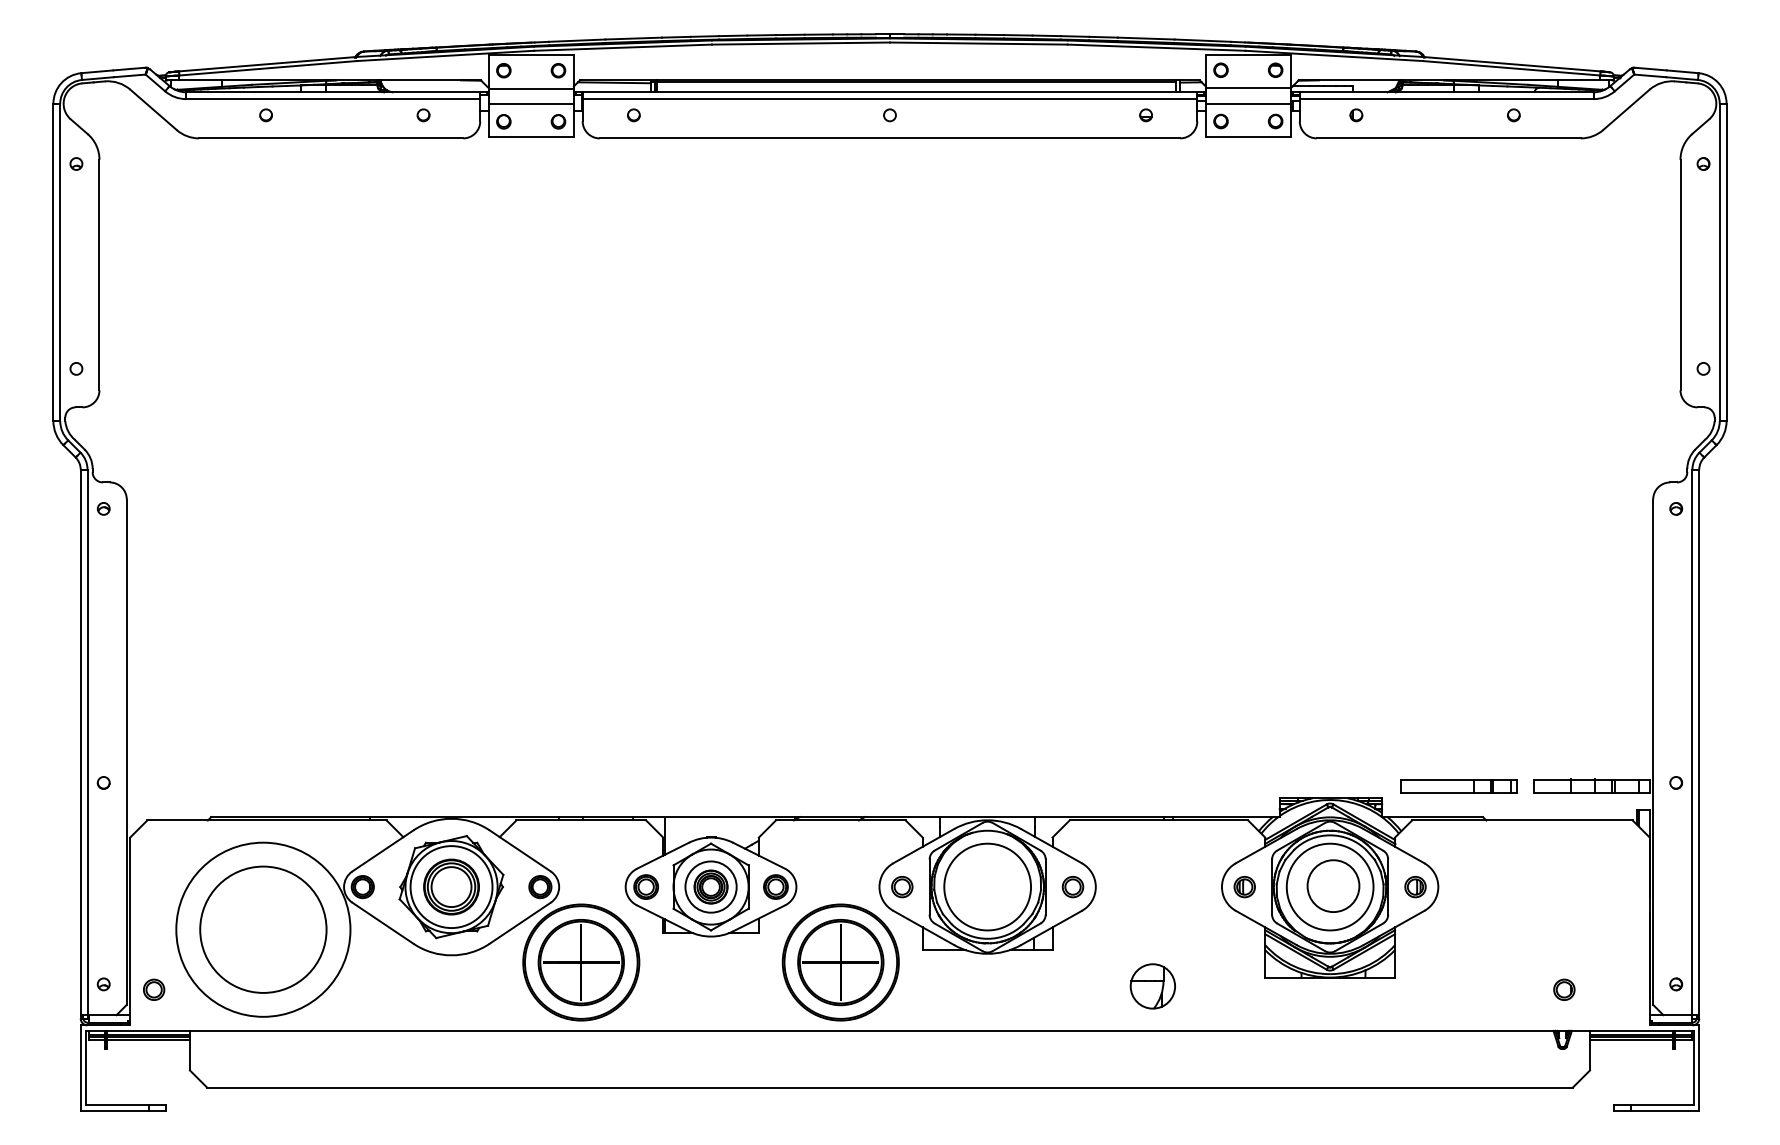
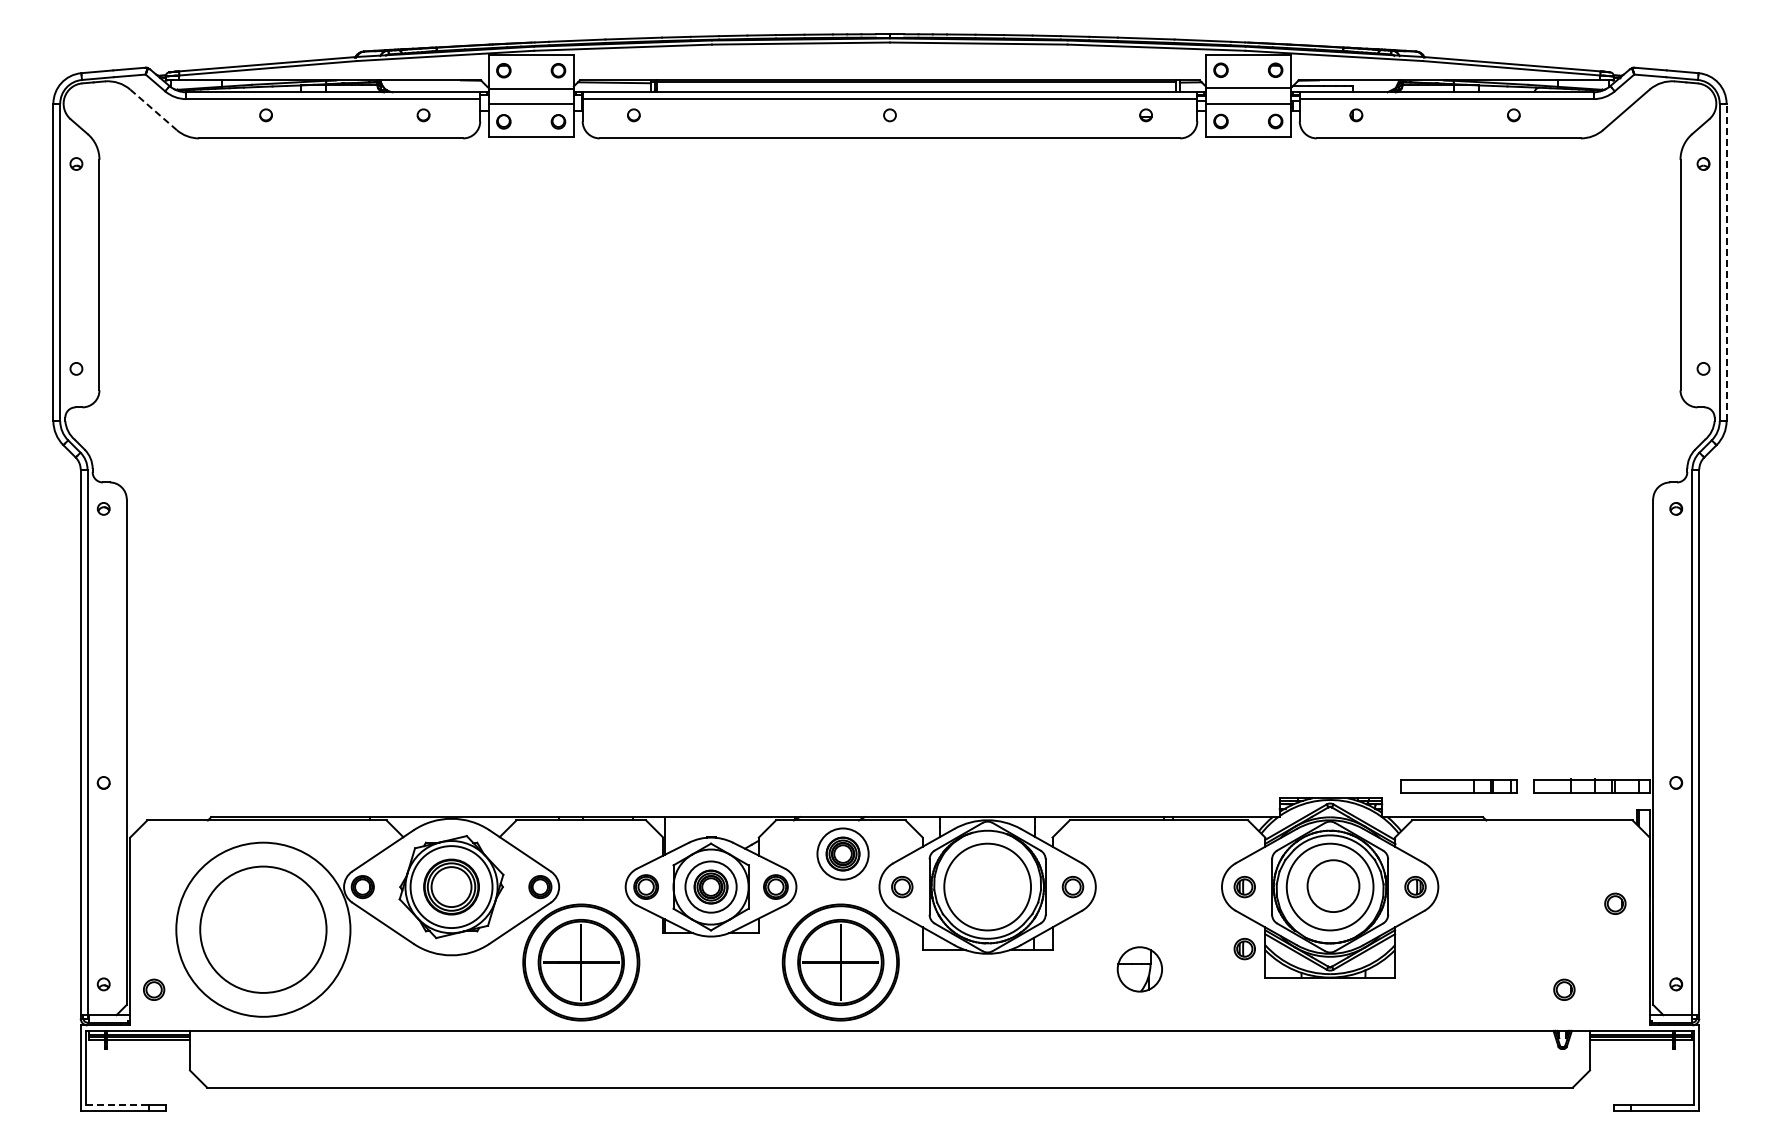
line: solid -> dashed (153, 109)
line: solid -> dashed (1726, 262)
part: none -> present (842, 853)
part: none -> present (1615, 903)
part: none -> present (1244, 949)
part position: (1152, 986) -> (1139, 969) (1139, 969)
line: solid -> dashed (118, 1105)
